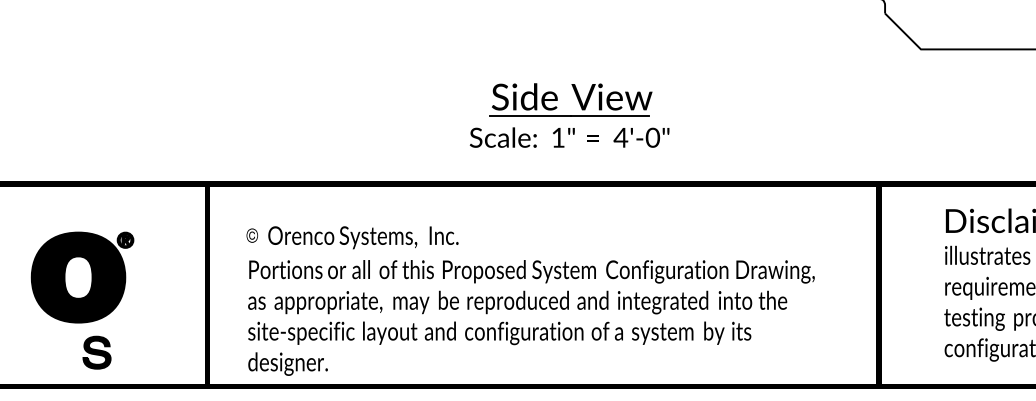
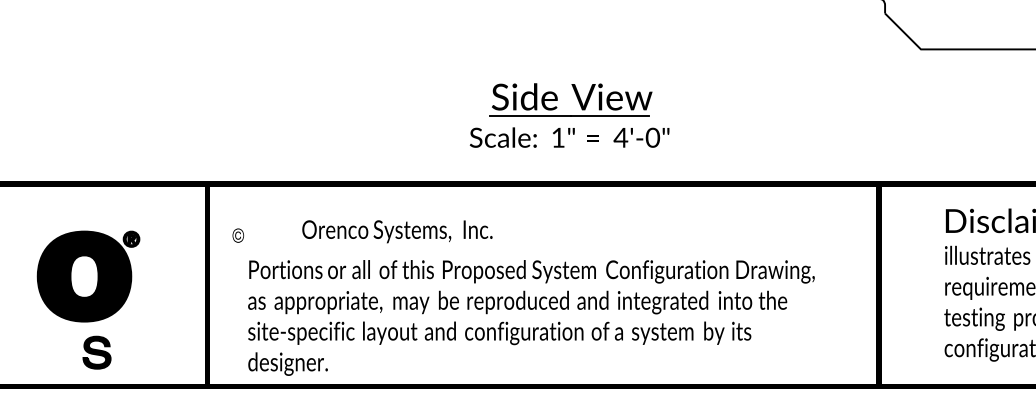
text position: (251, 235) -> (237, 235) (237, 235)
text position: (363, 237) -> (397, 231) (397, 231)
part position: (82, 277) -> (88, 276) (88, 276)
